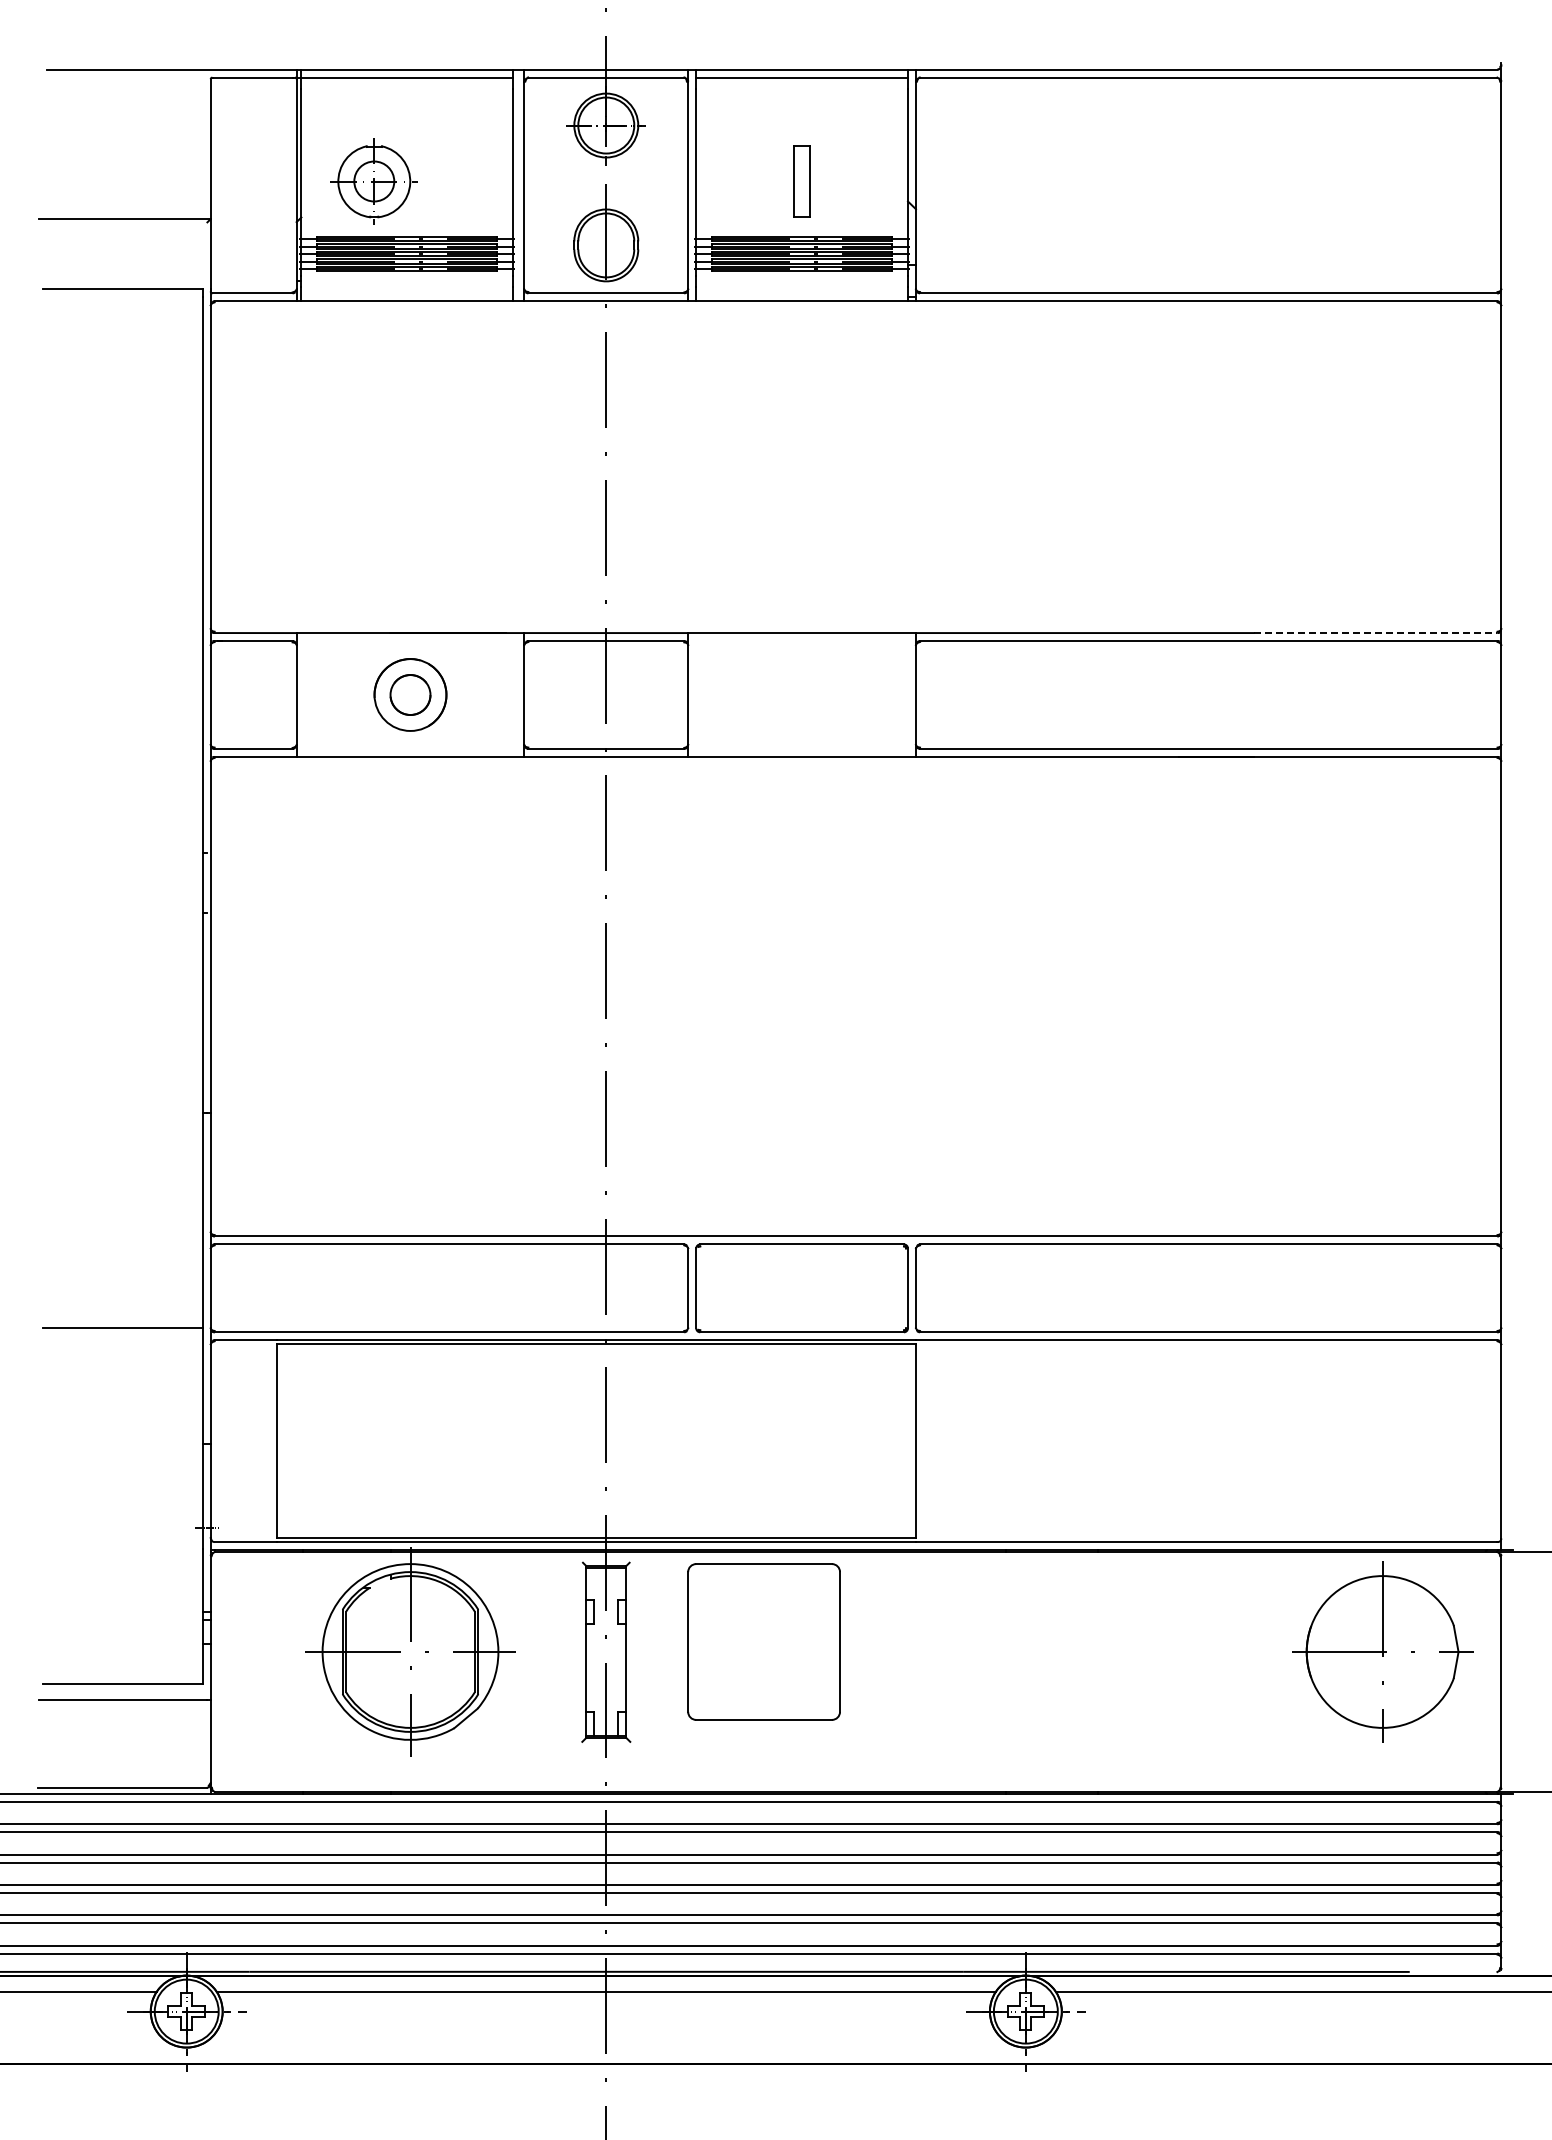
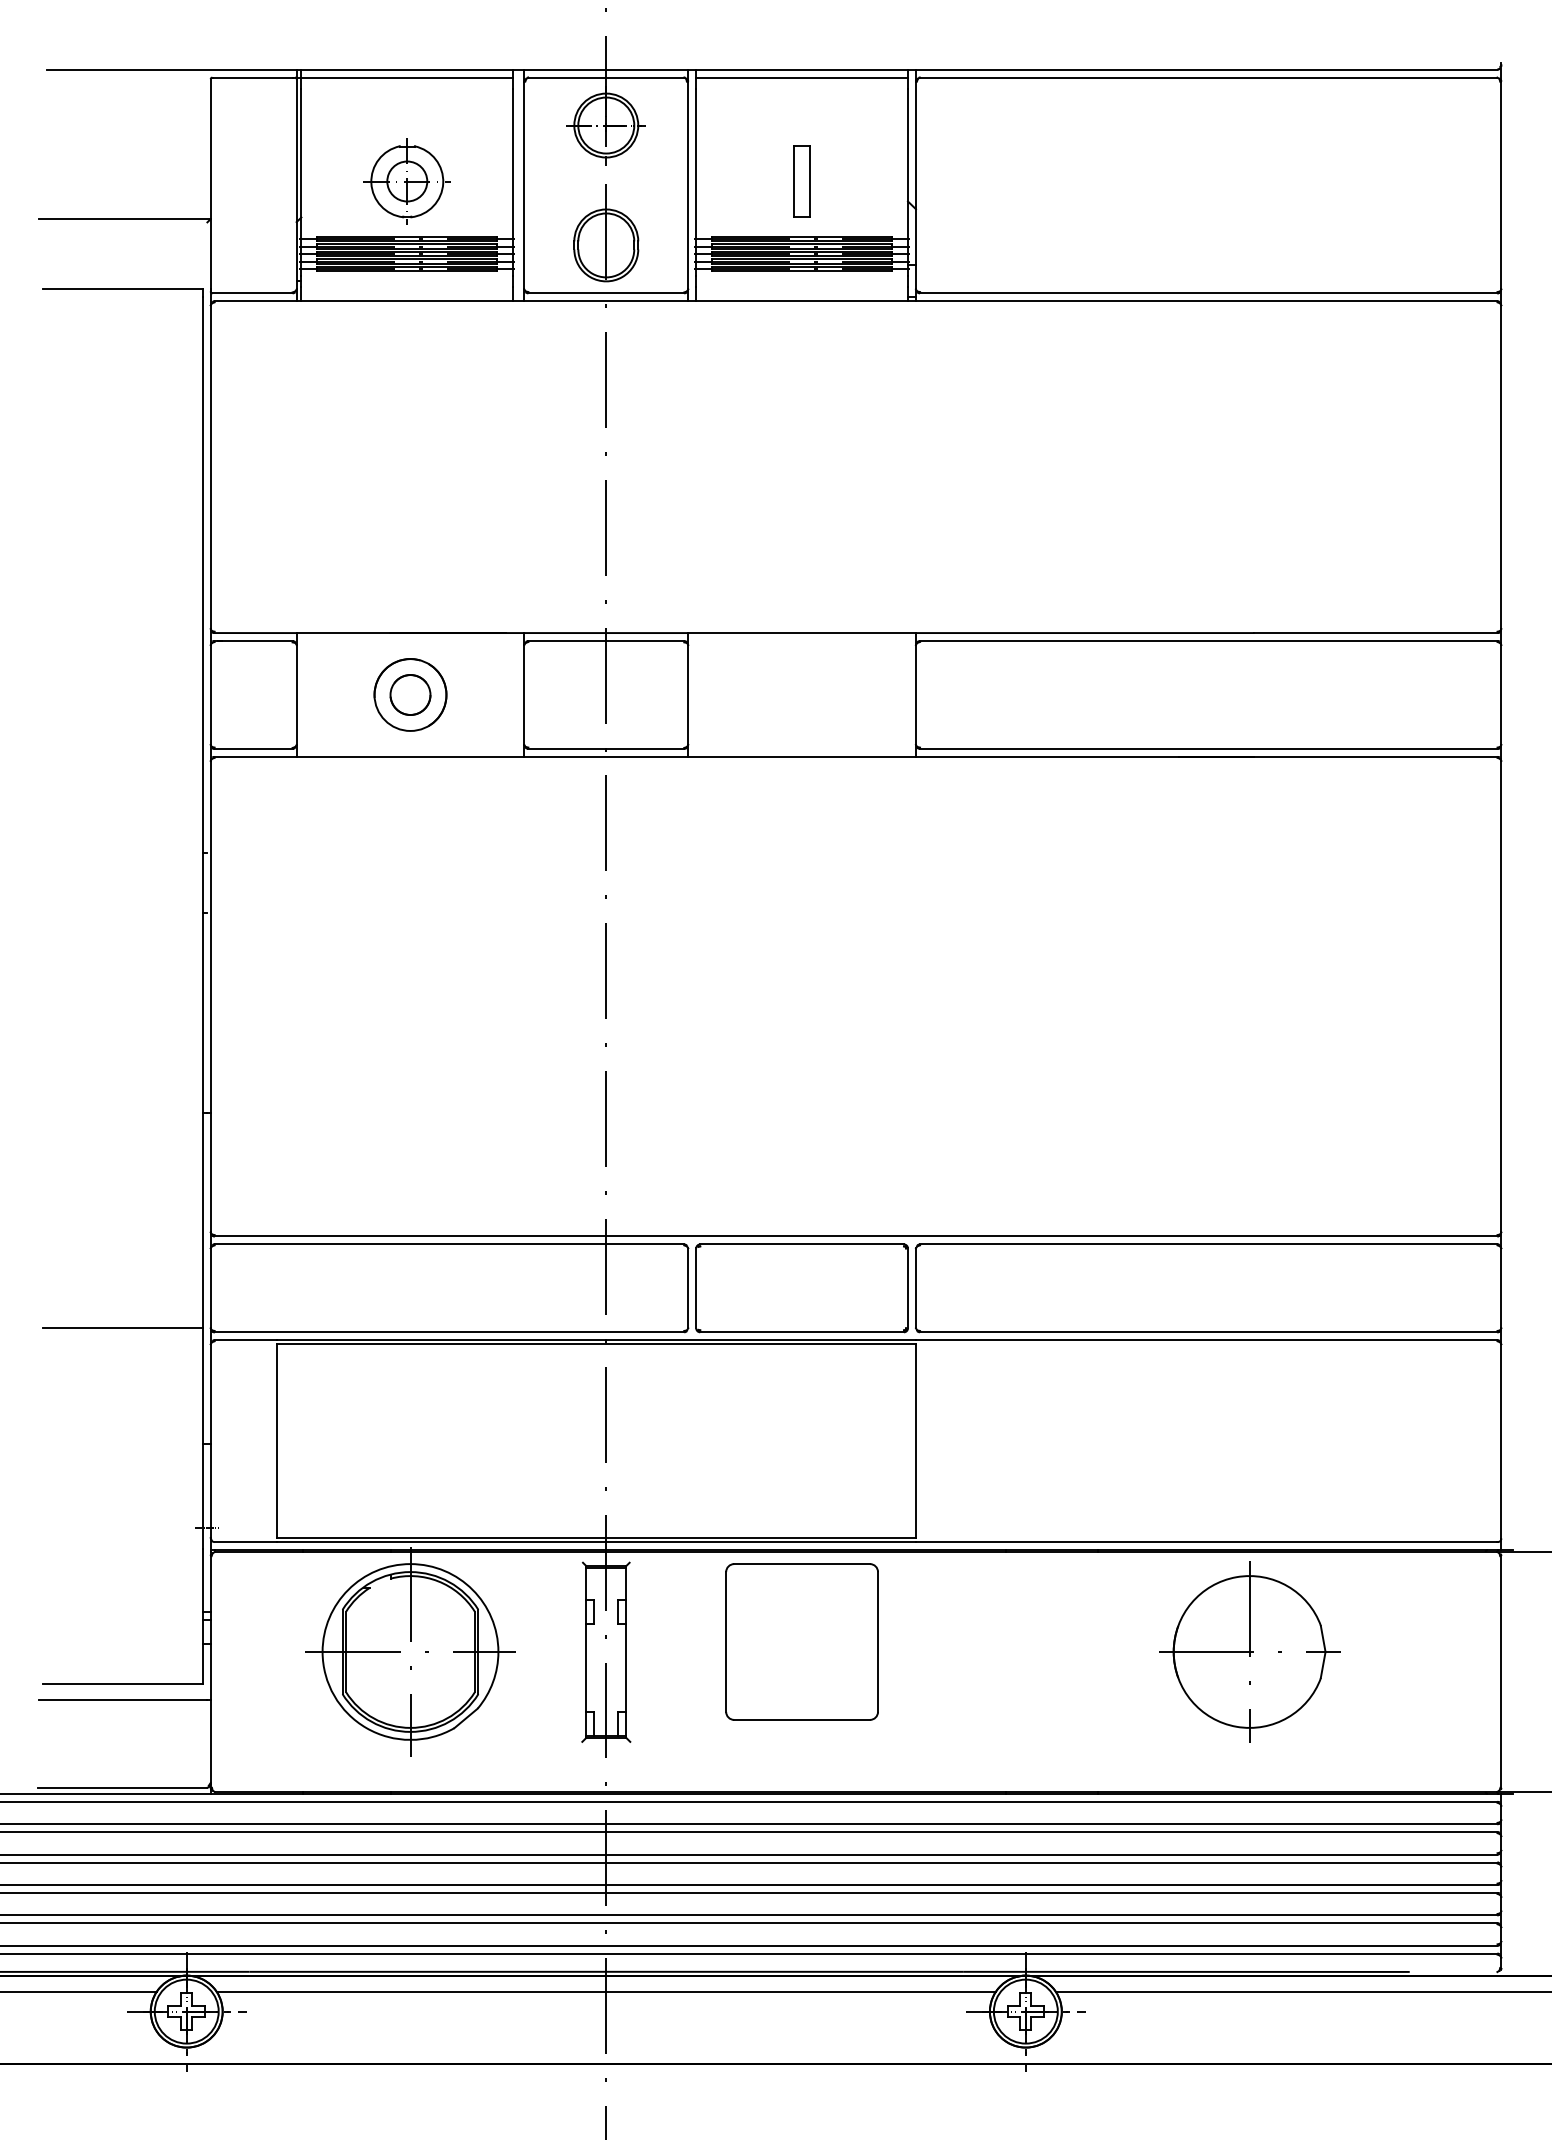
part position: (373, 181) -> (406, 181) (406, 181)
line: dashed -> solid (1375, 633)
part position: (763, 1641) -> (801, 1641) (801, 1641)
part position: (1382, 1651) -> (1249, 1651) (1249, 1651)
